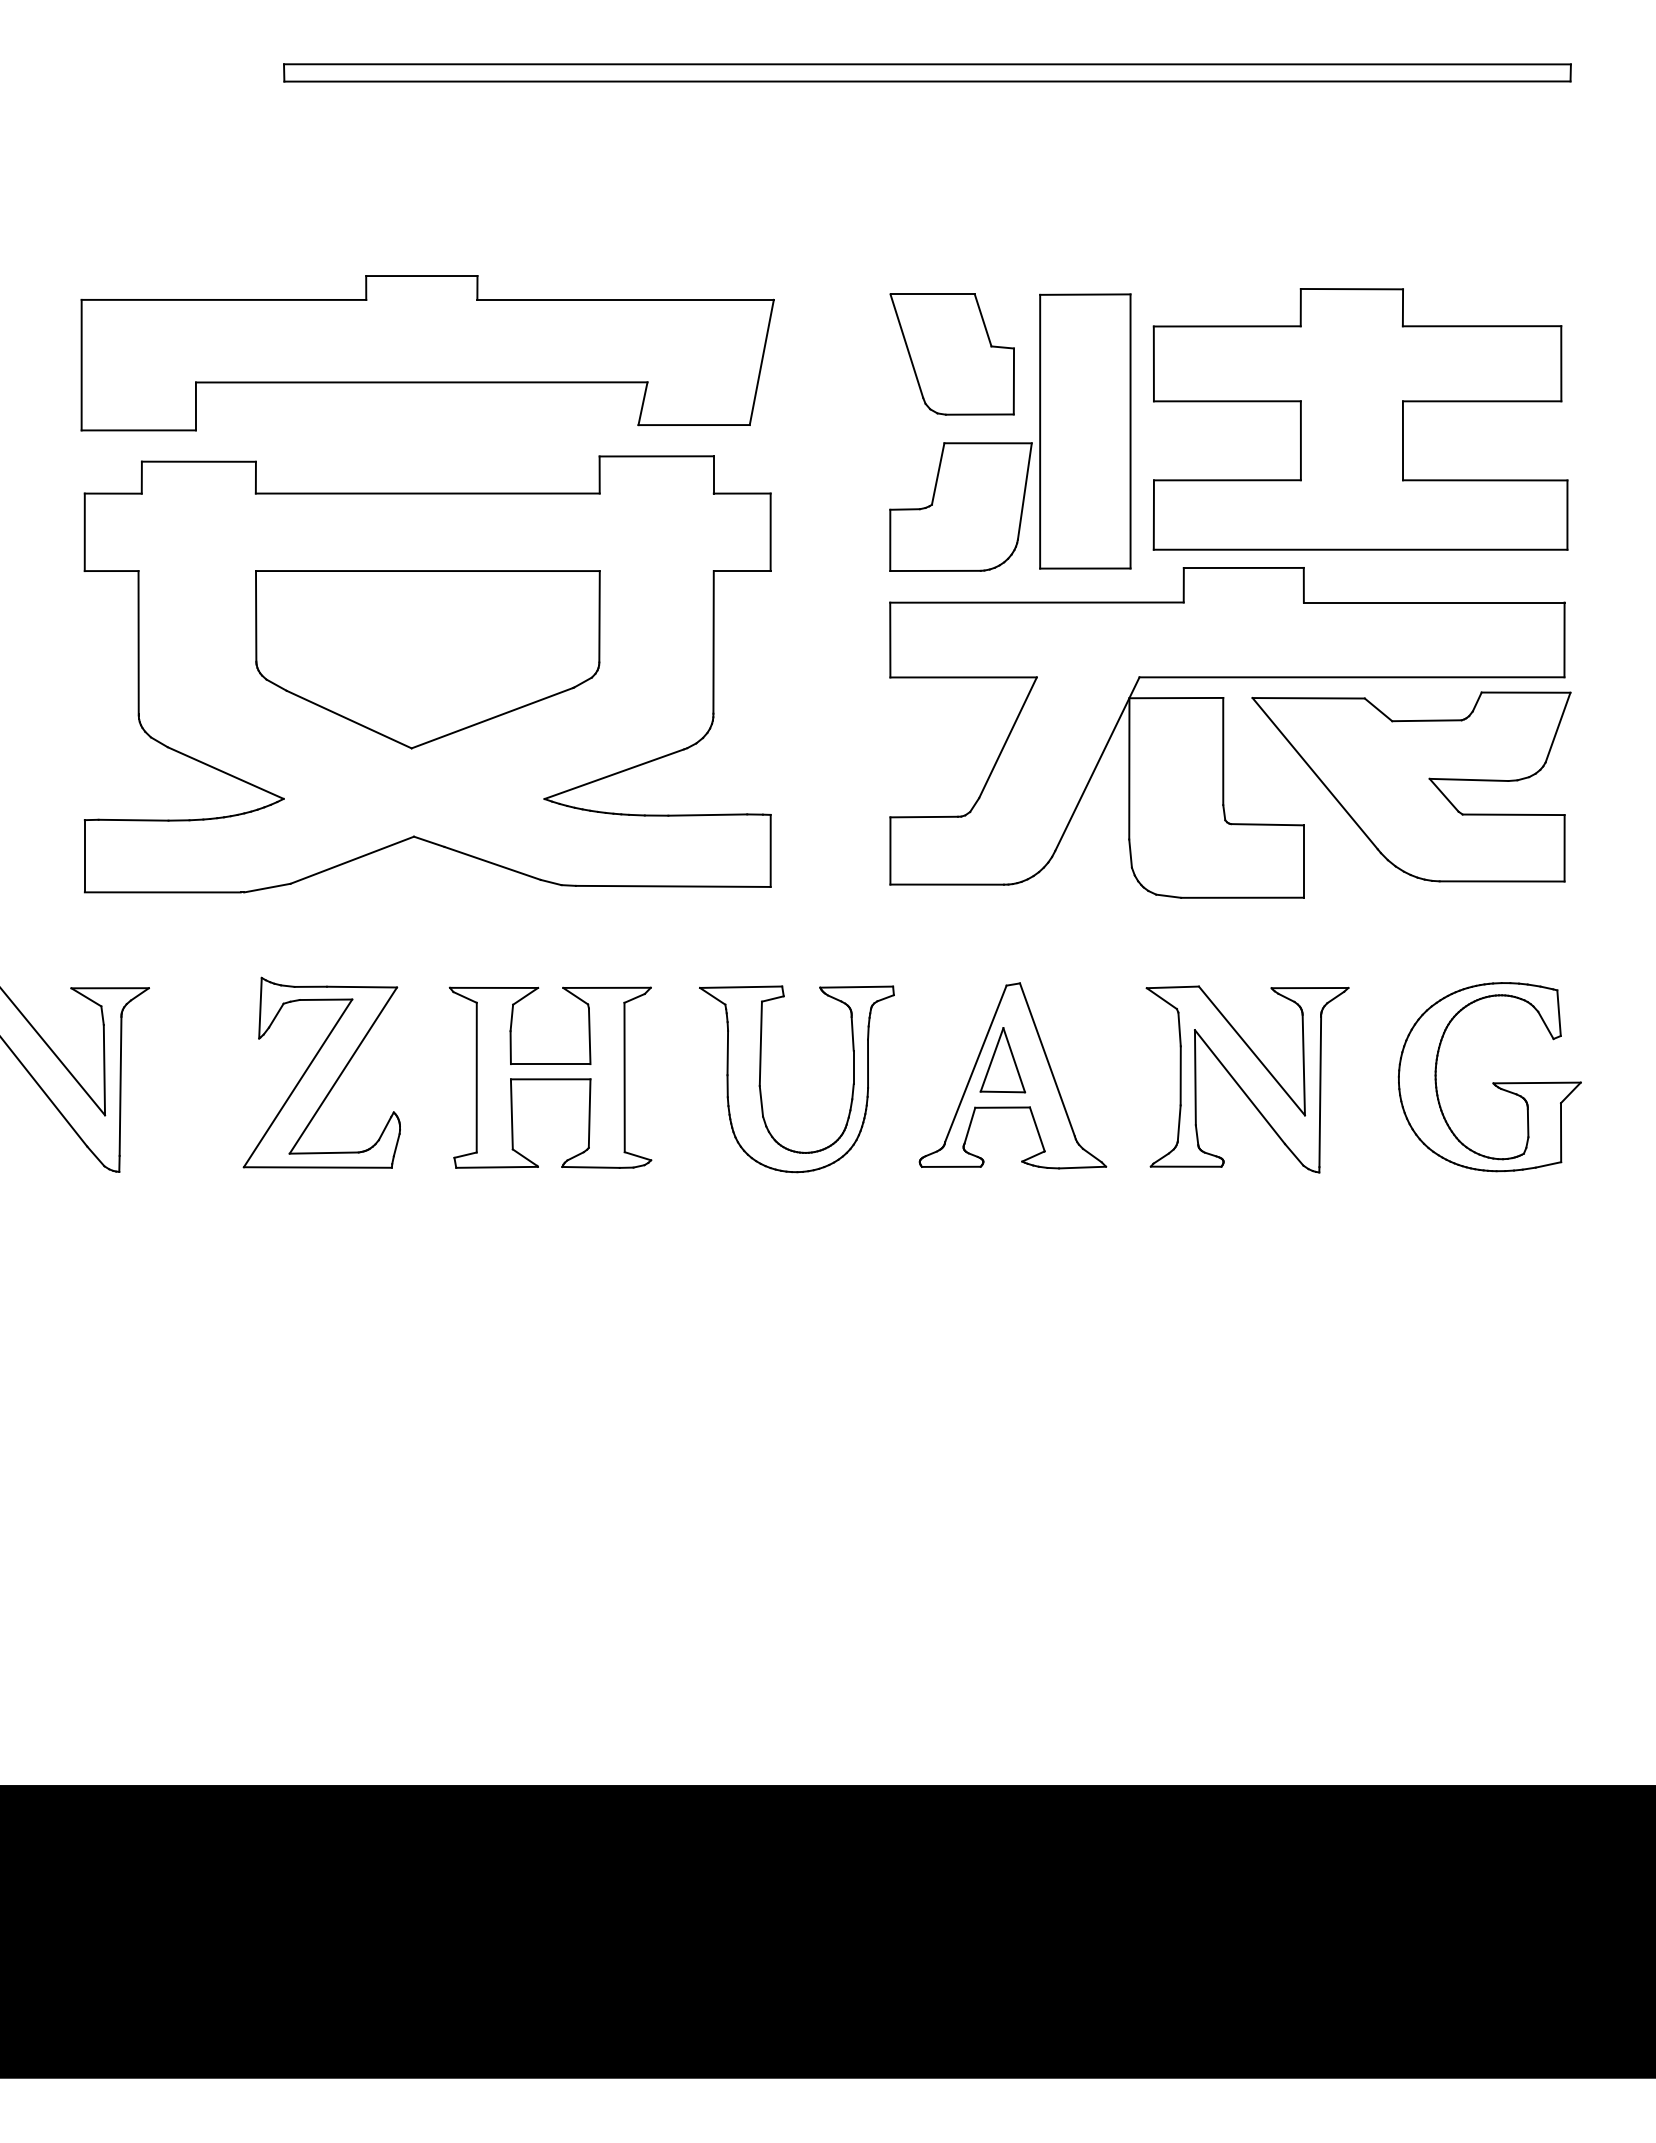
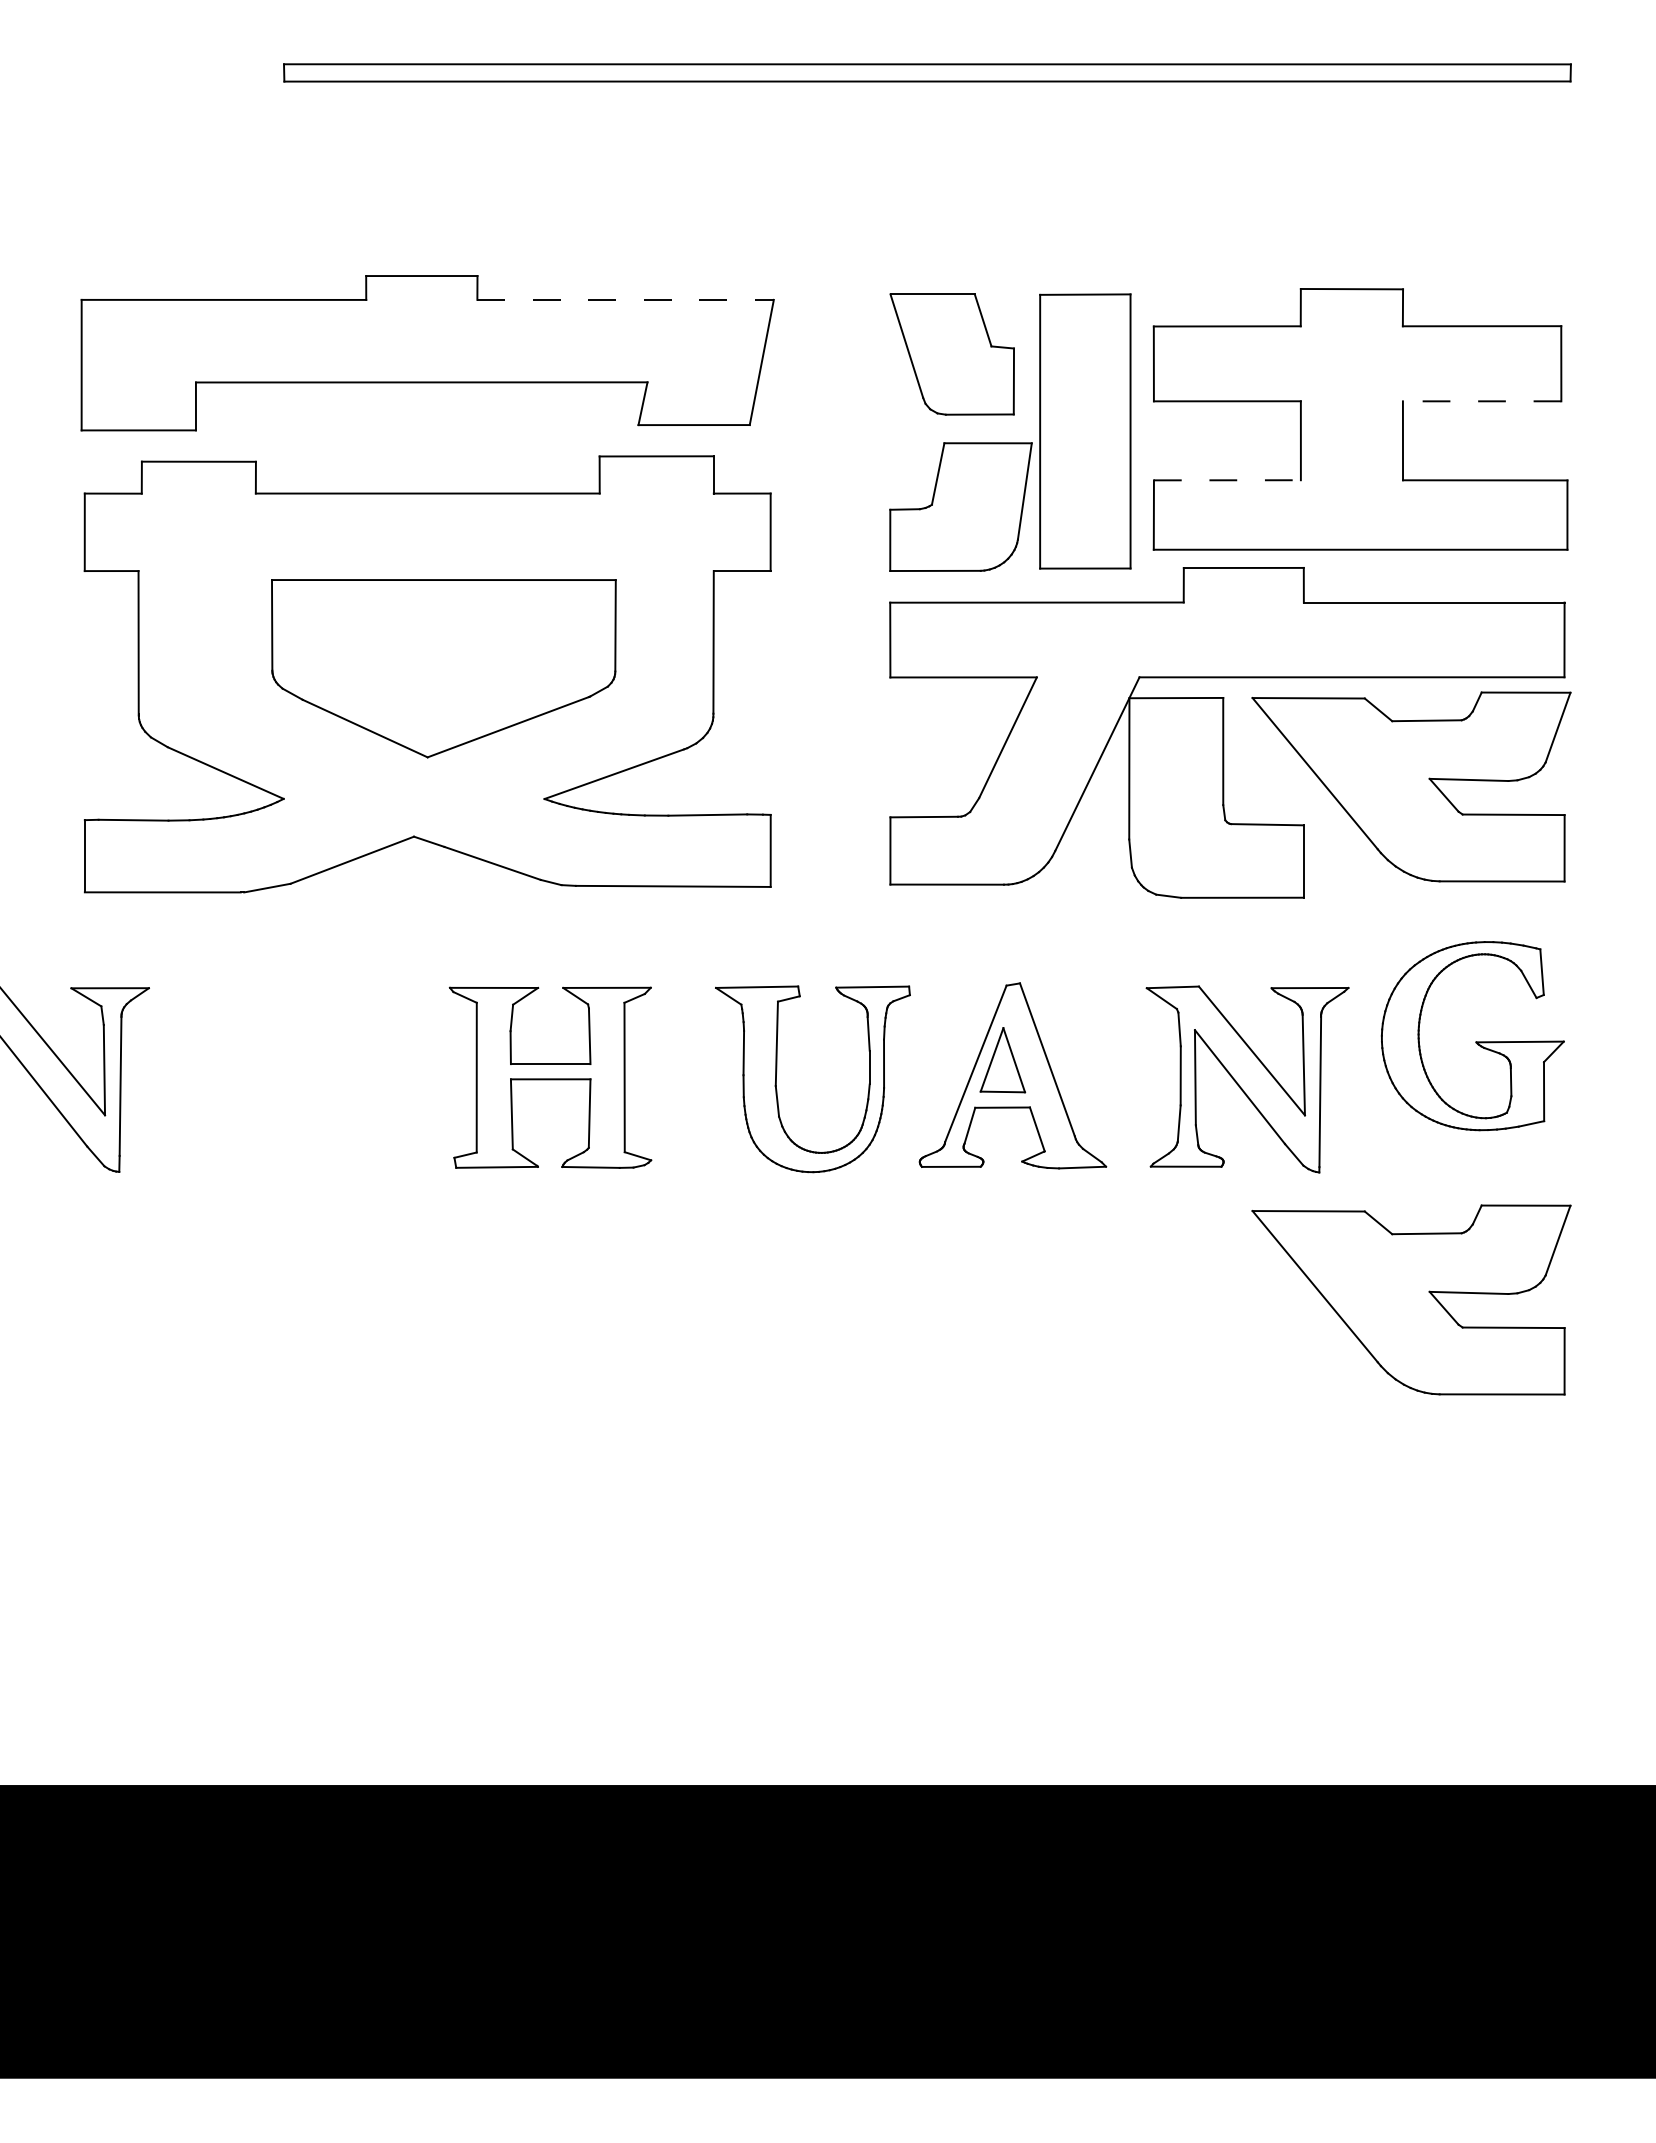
line: solid -> dashed (626, 299)
line: solid -> dashed (1481, 401)
line: solid -> dashed (1227, 480)
part position: (427, 659) -> (443, 668) (443, 668)
part position: (761, 1071) -> (777, 1071) (777, 1071)
part: present -> none (321, 1072)
part position: (1489, 1077) -> (1472, 1036) (1472, 1036)
part: none -> present (1411, 1299)
